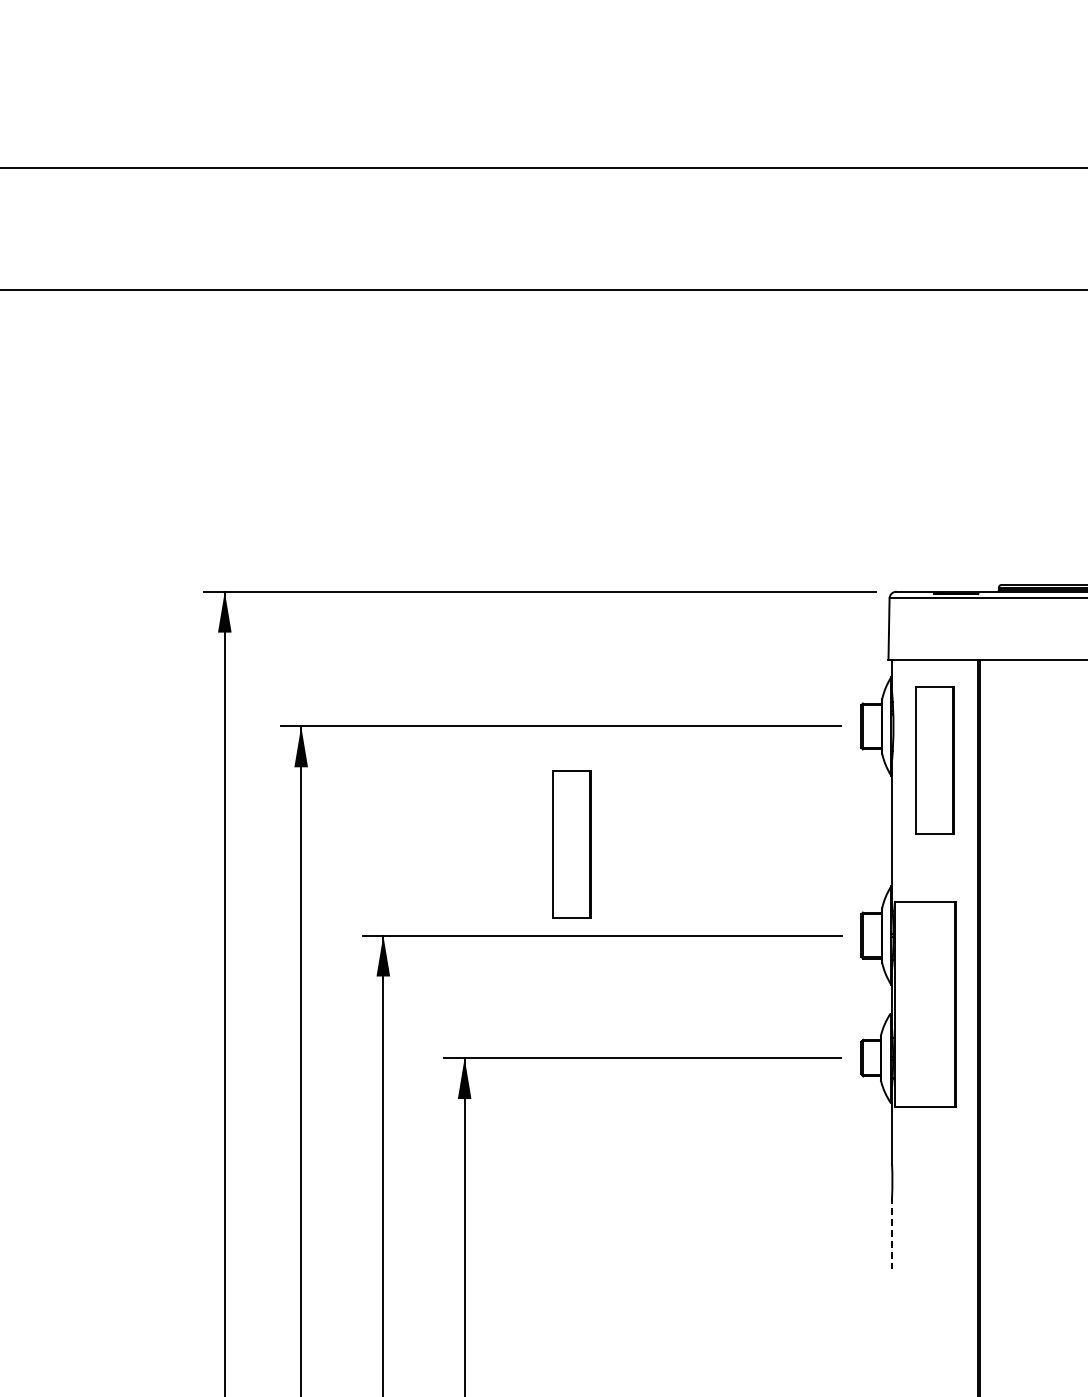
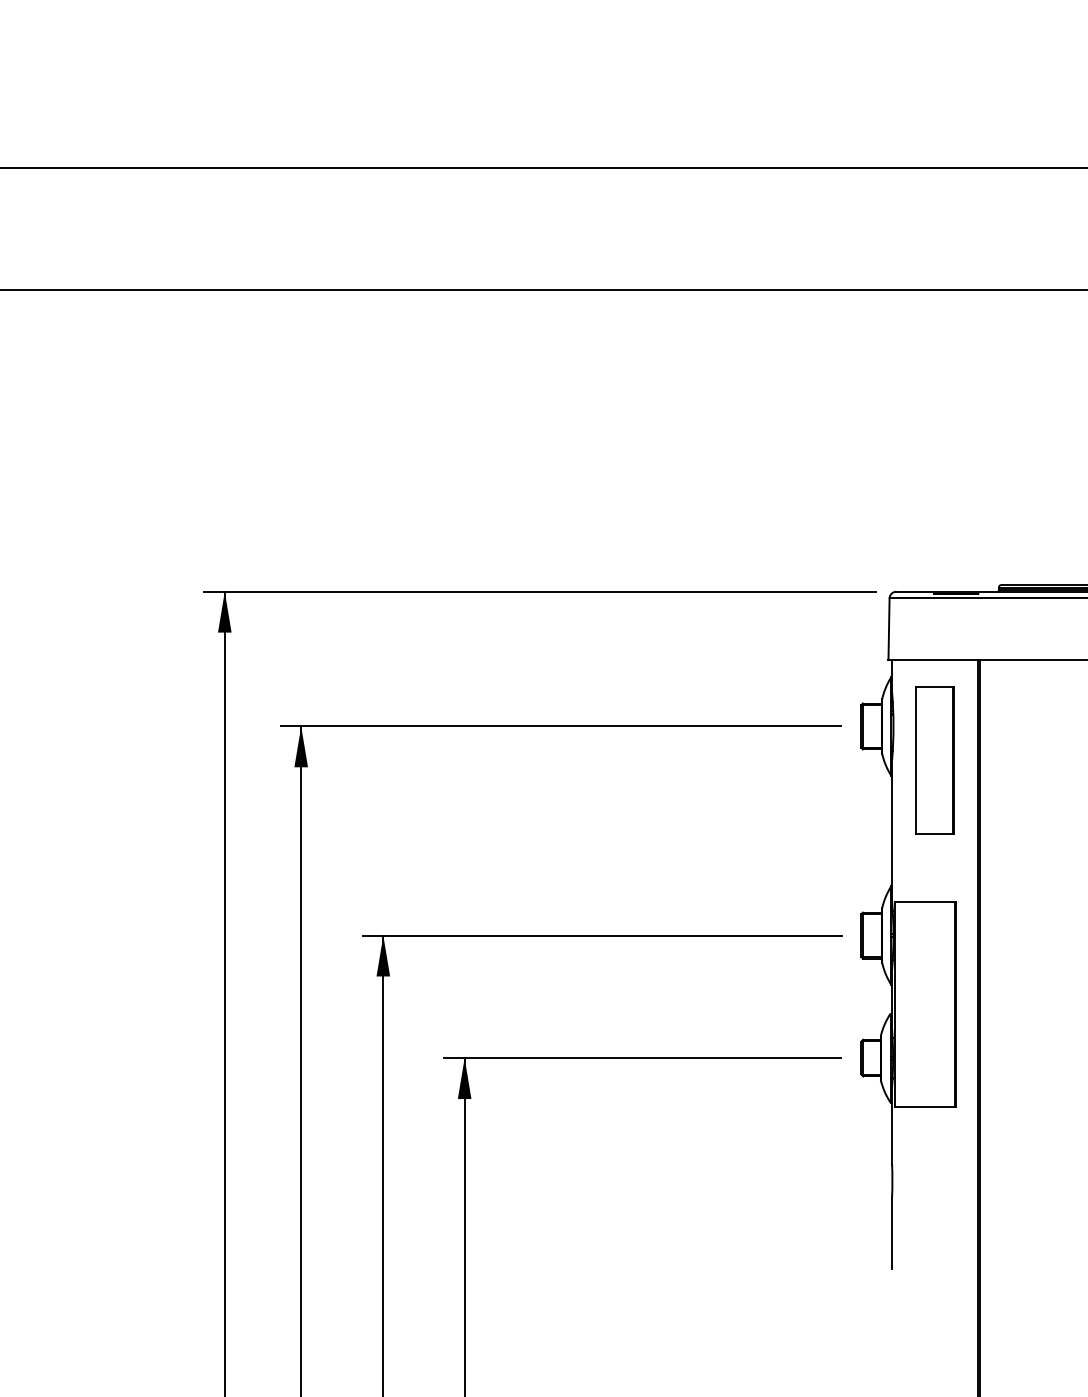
part: present -> none (571, 844)
line: dashed -> solid (892, 1233)
